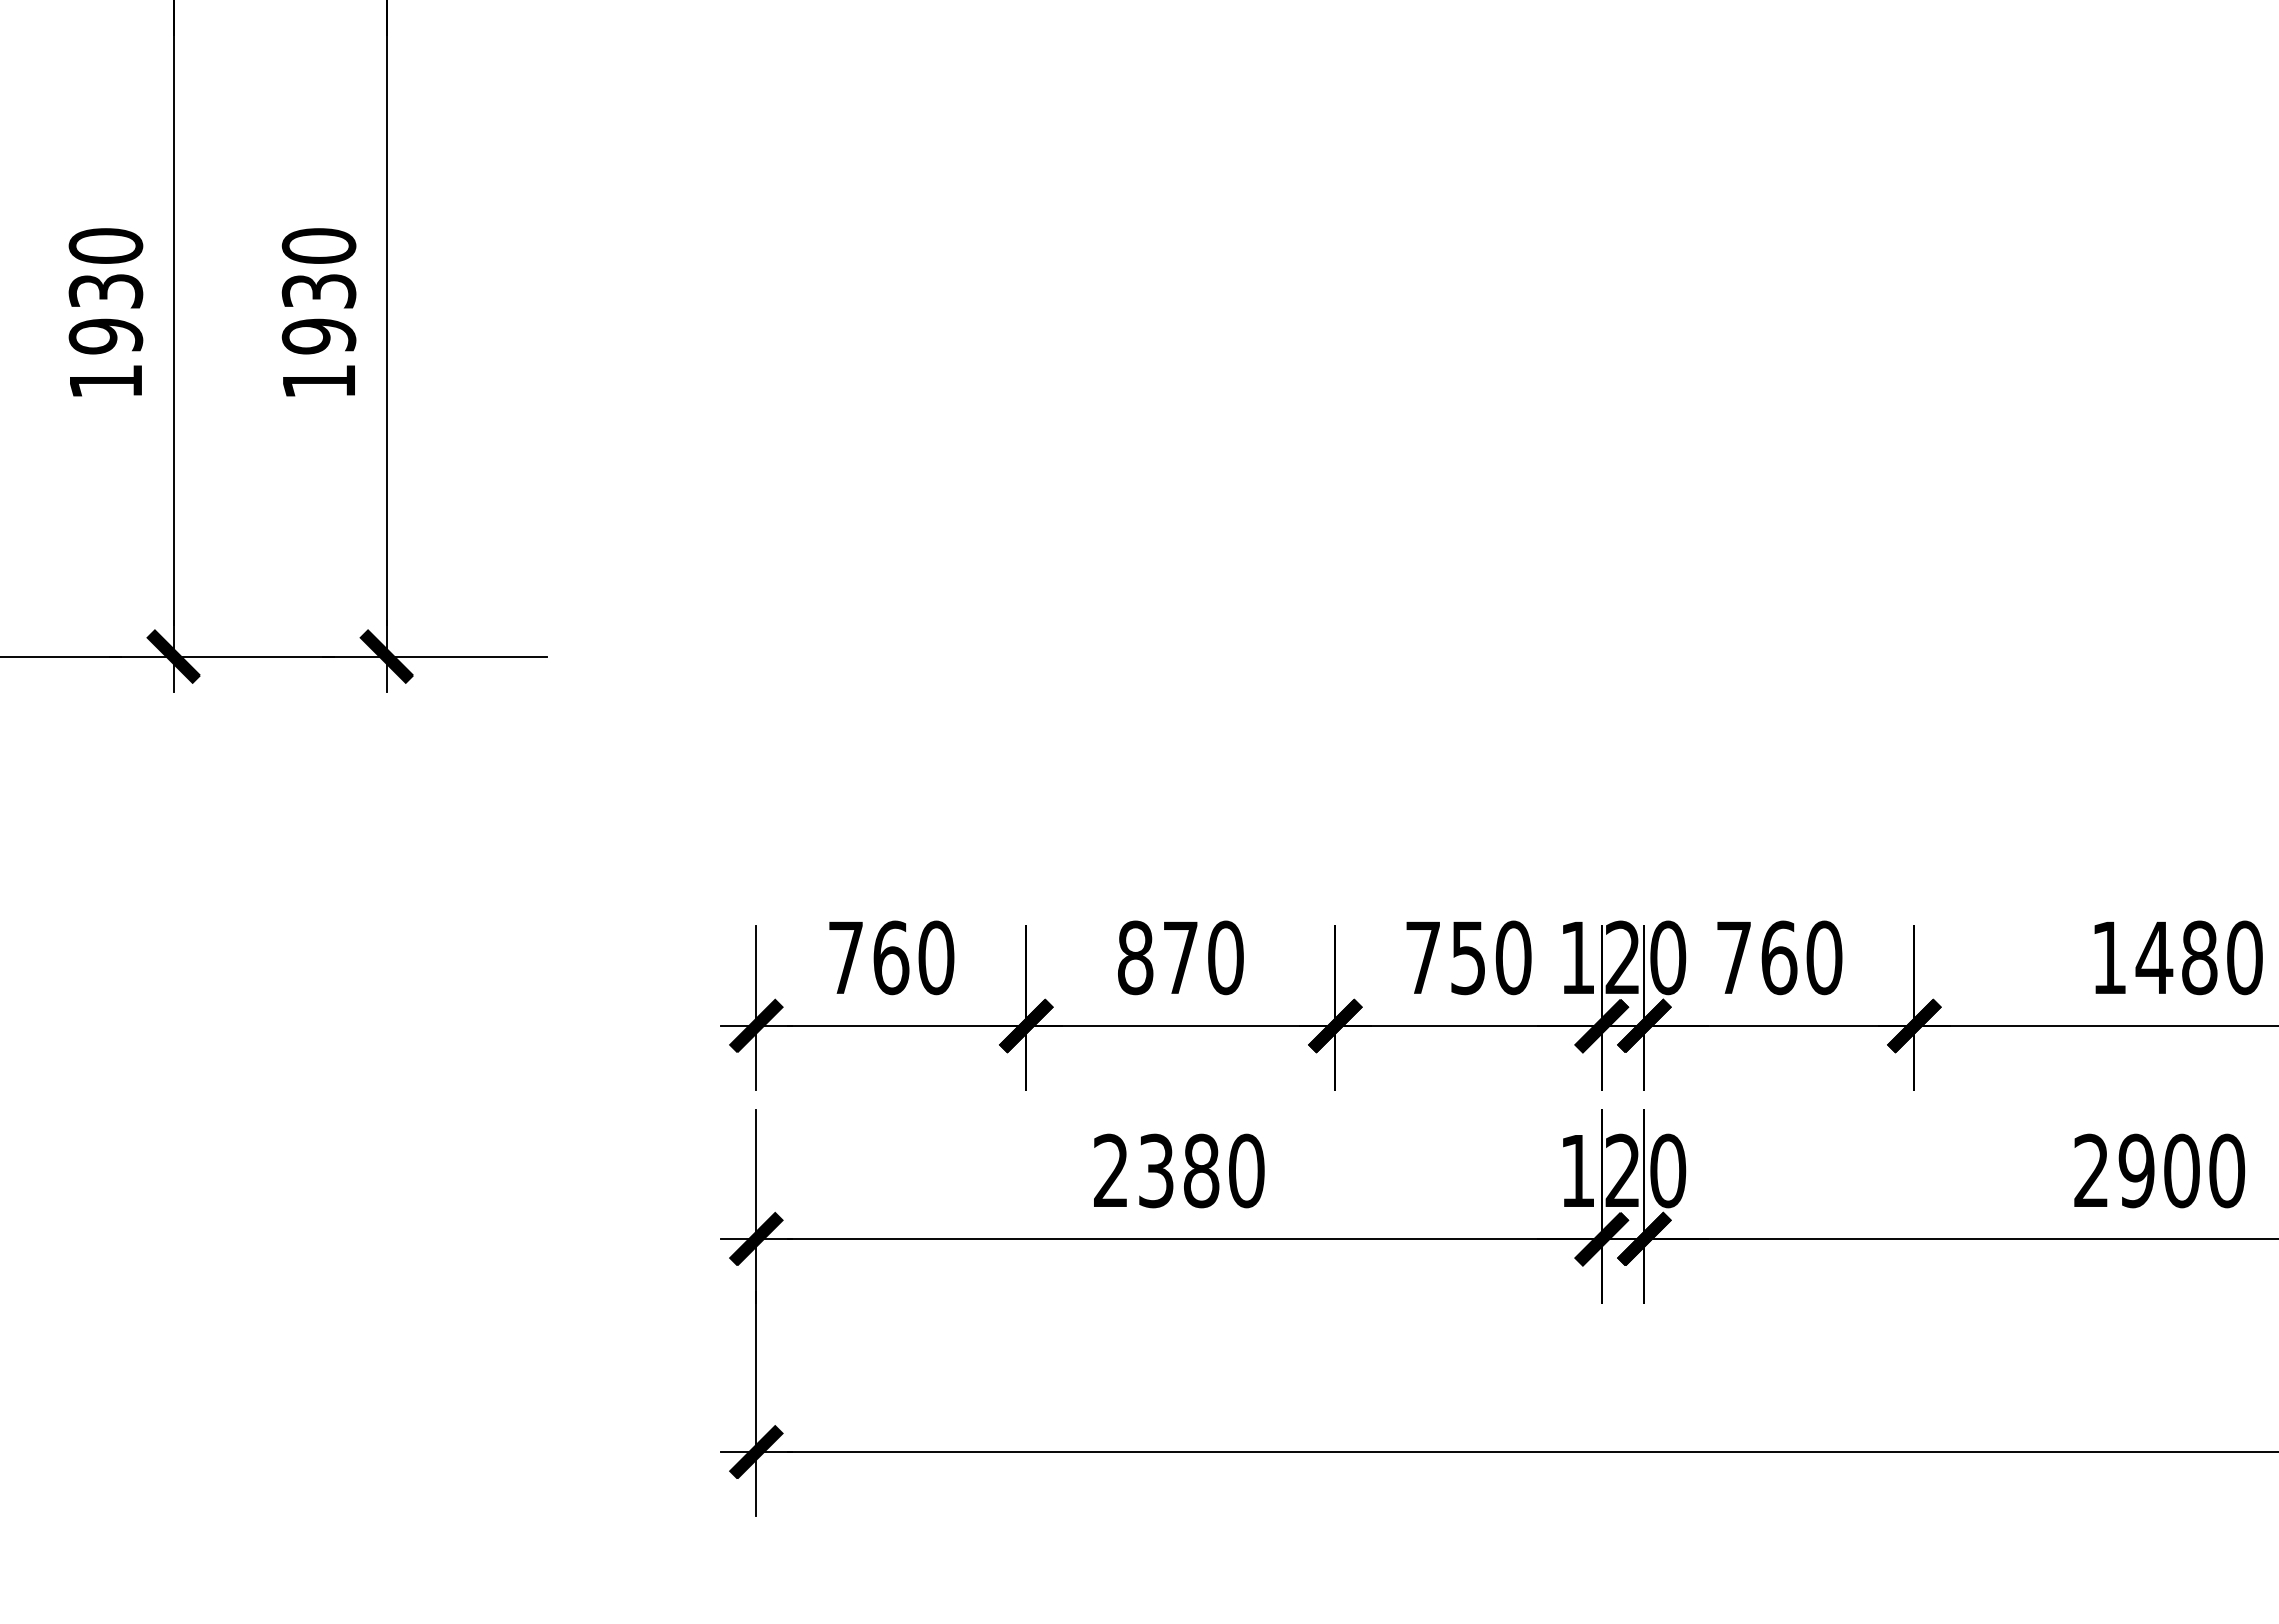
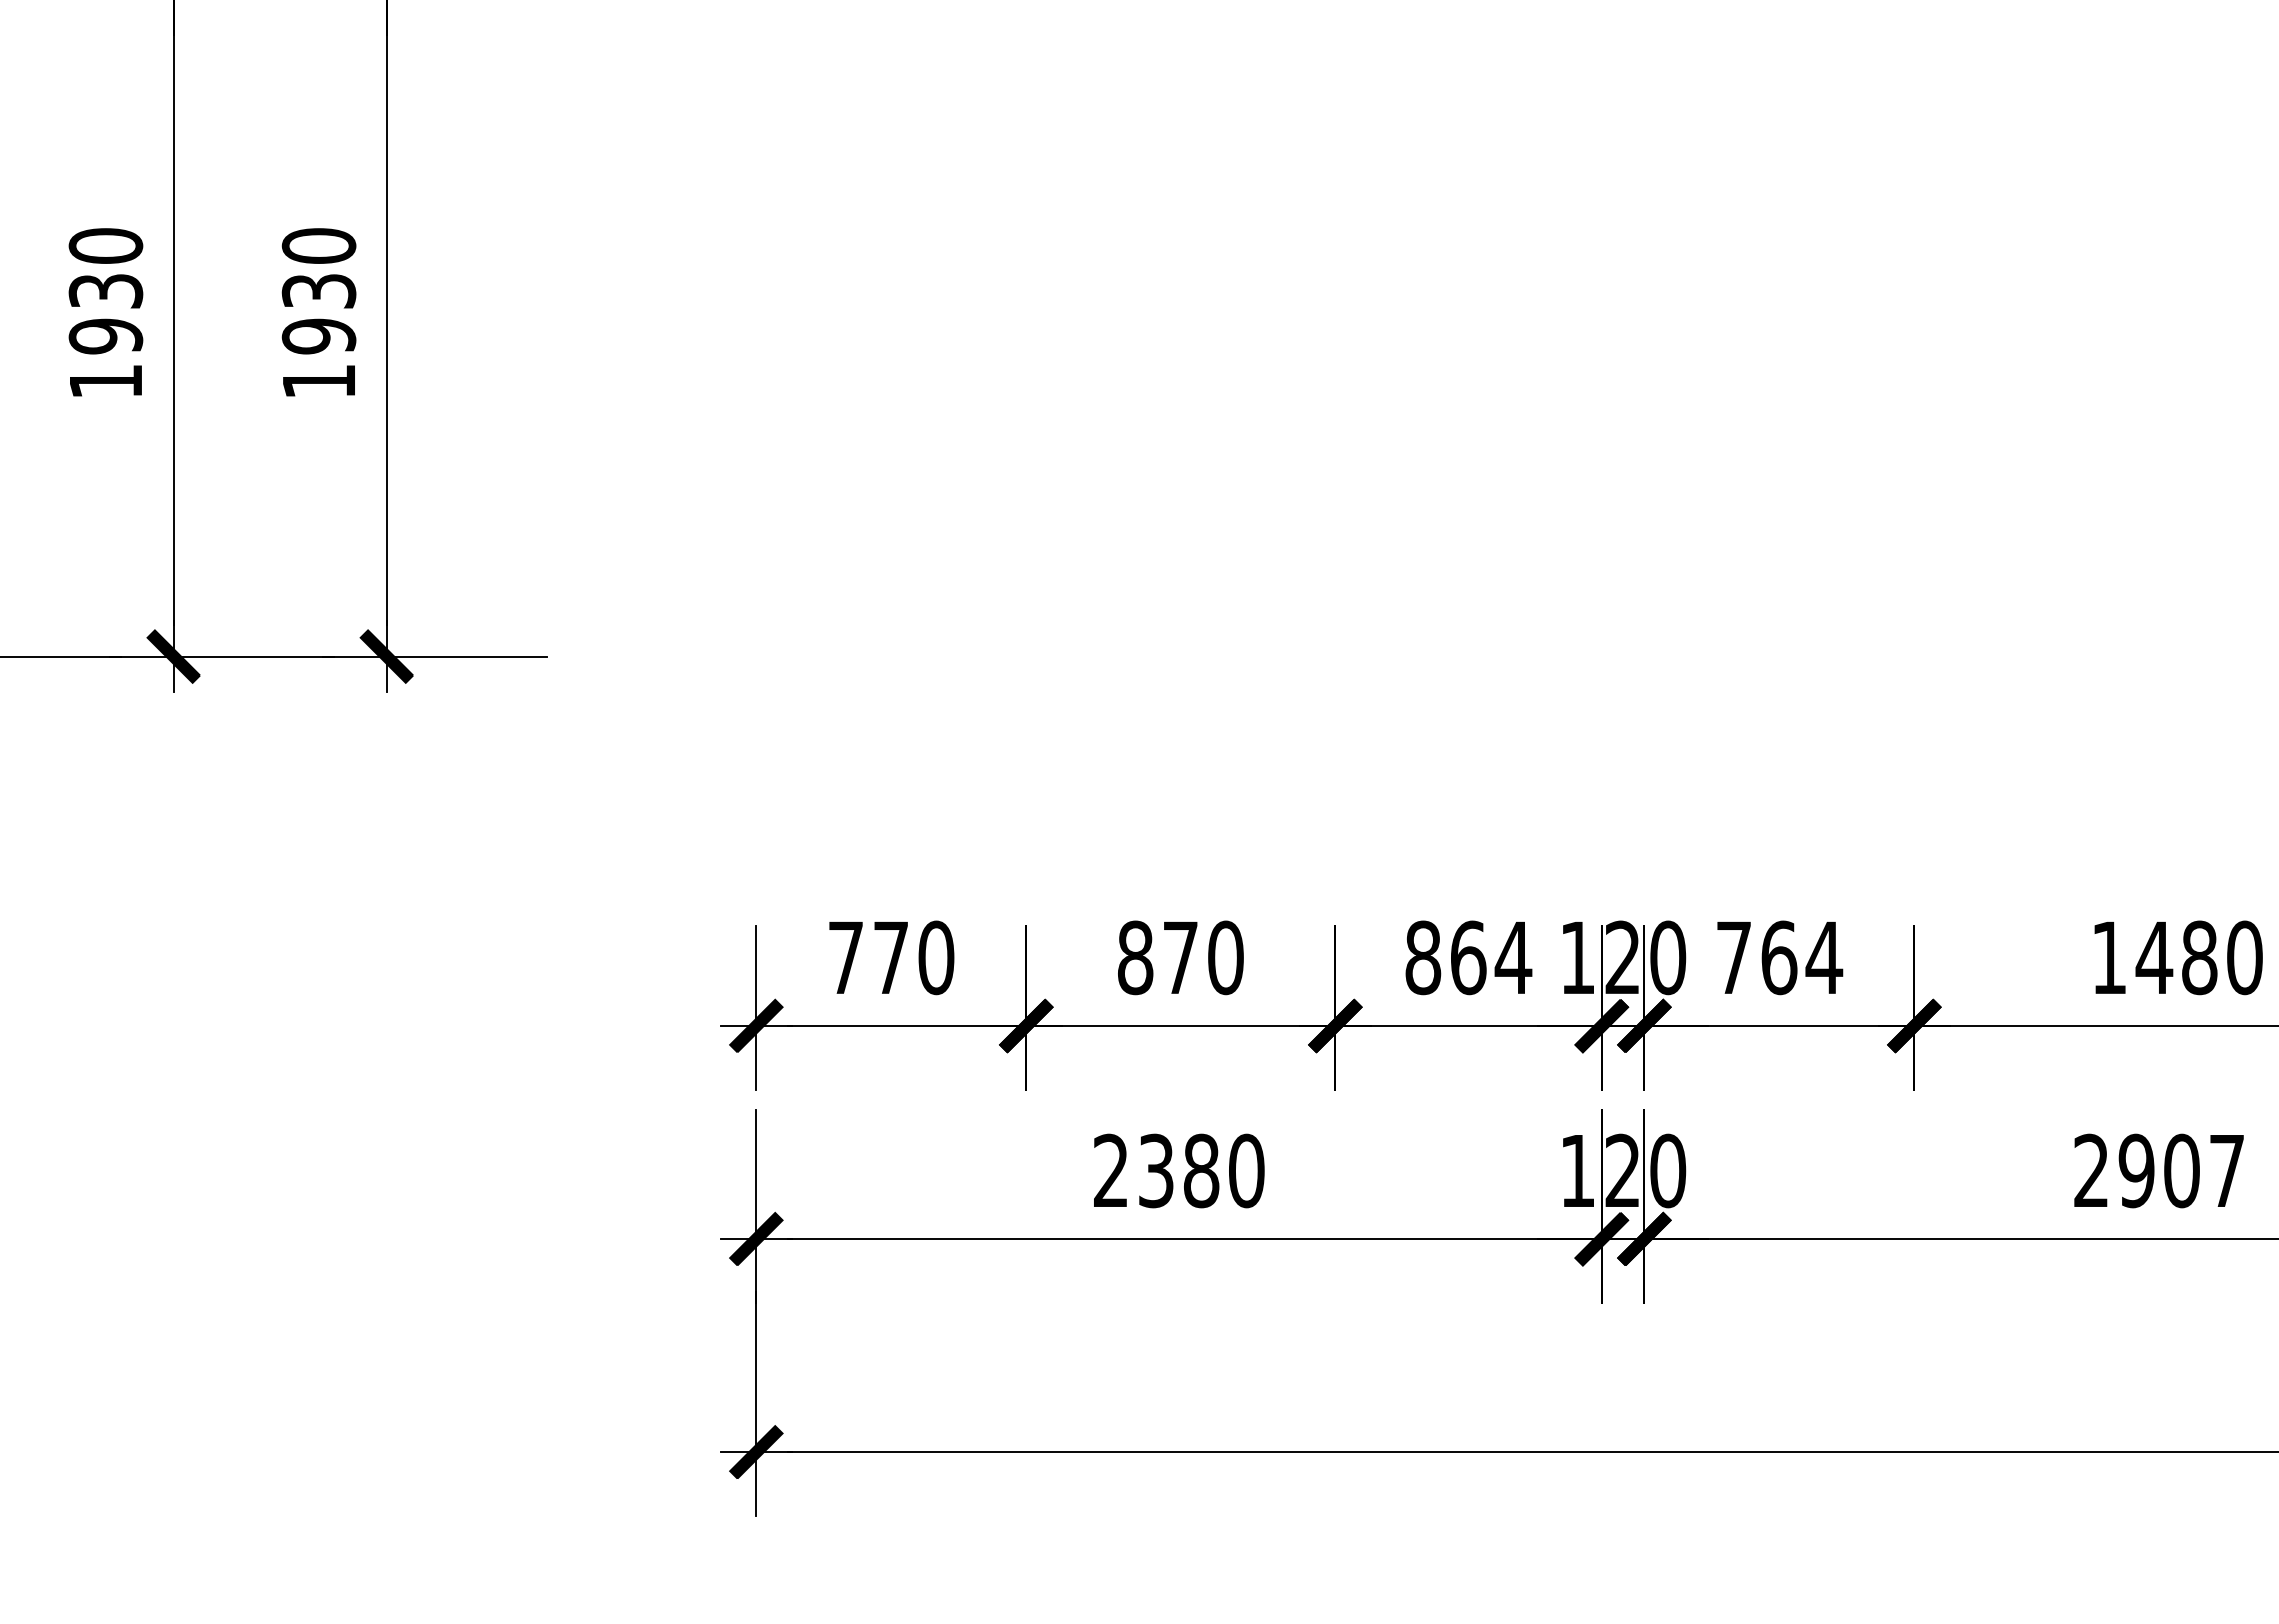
text: 760 -> 770 (891, 957)
text: 750 -> 864 (1468, 957)
text: 760 -> 764 (1824, 957)
text: 2900 -> 2907 (2227, 1170)
